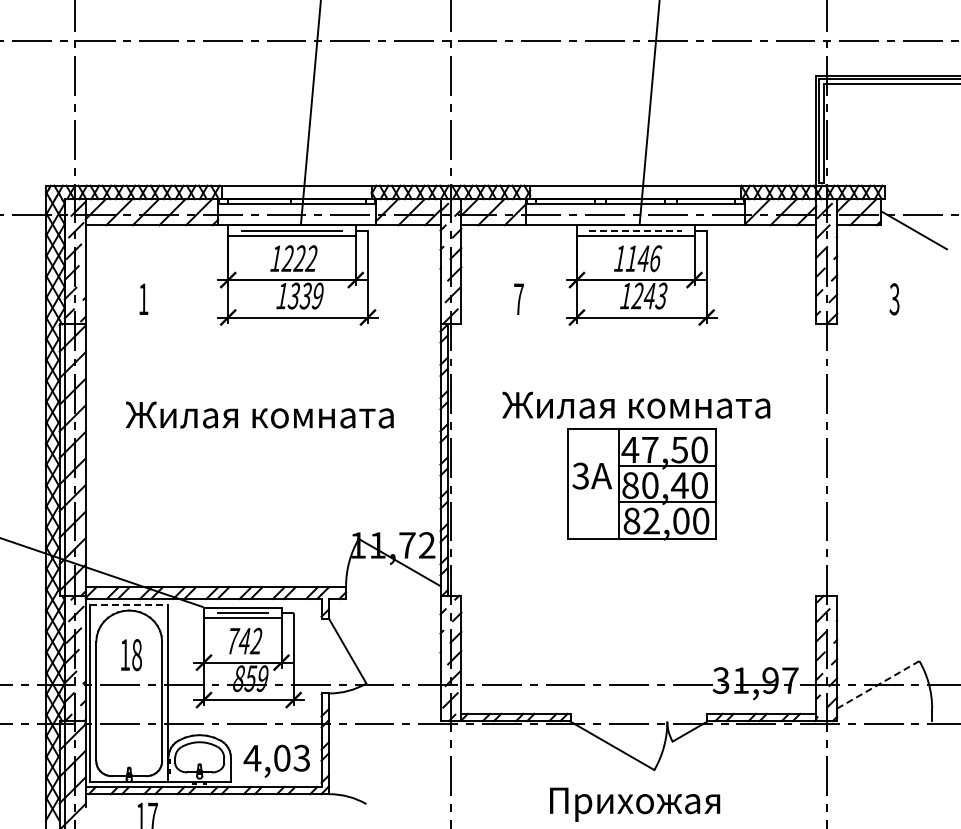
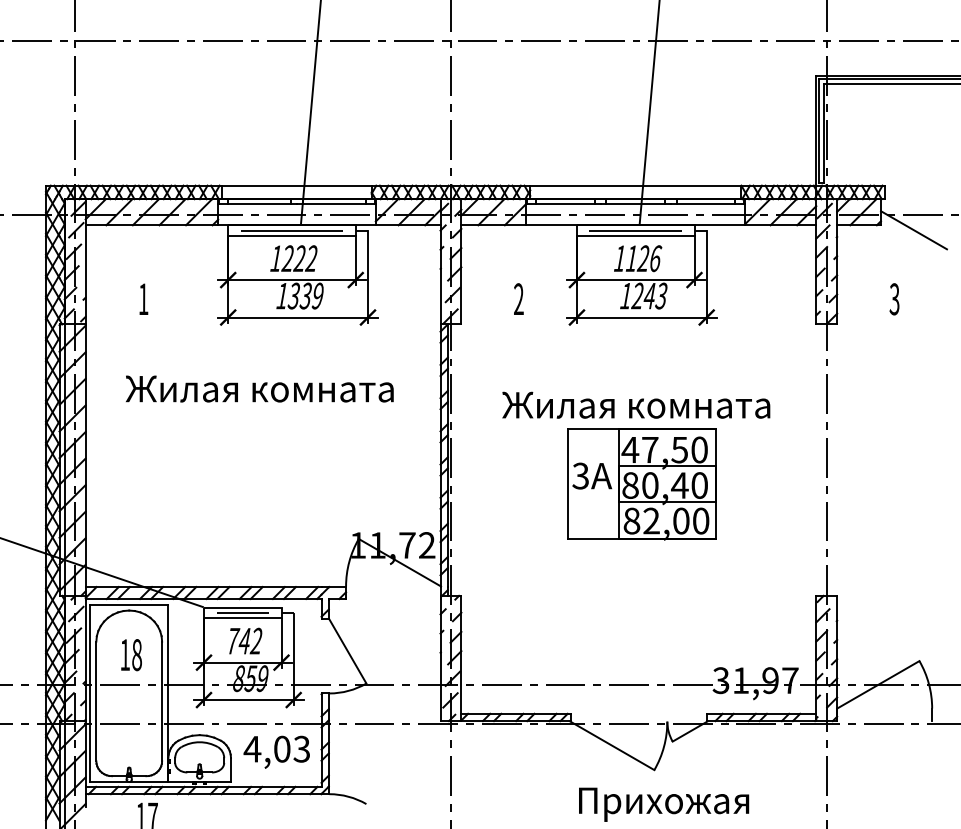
line: dashed -> solid (636, 230)
text: 1146 -> 1126 (642, 258)
text: 7 -> 2 (518, 298)
text position: (259, 414) -> (259, 388) (259, 388)
line: dashed -> solid (129, 604)
line: dashed -> solid (878, 684)
text position: (276, 760) -> (276, 751) (276, 751)
text position: (635, 804) -> (664, 804) (664, 804)
